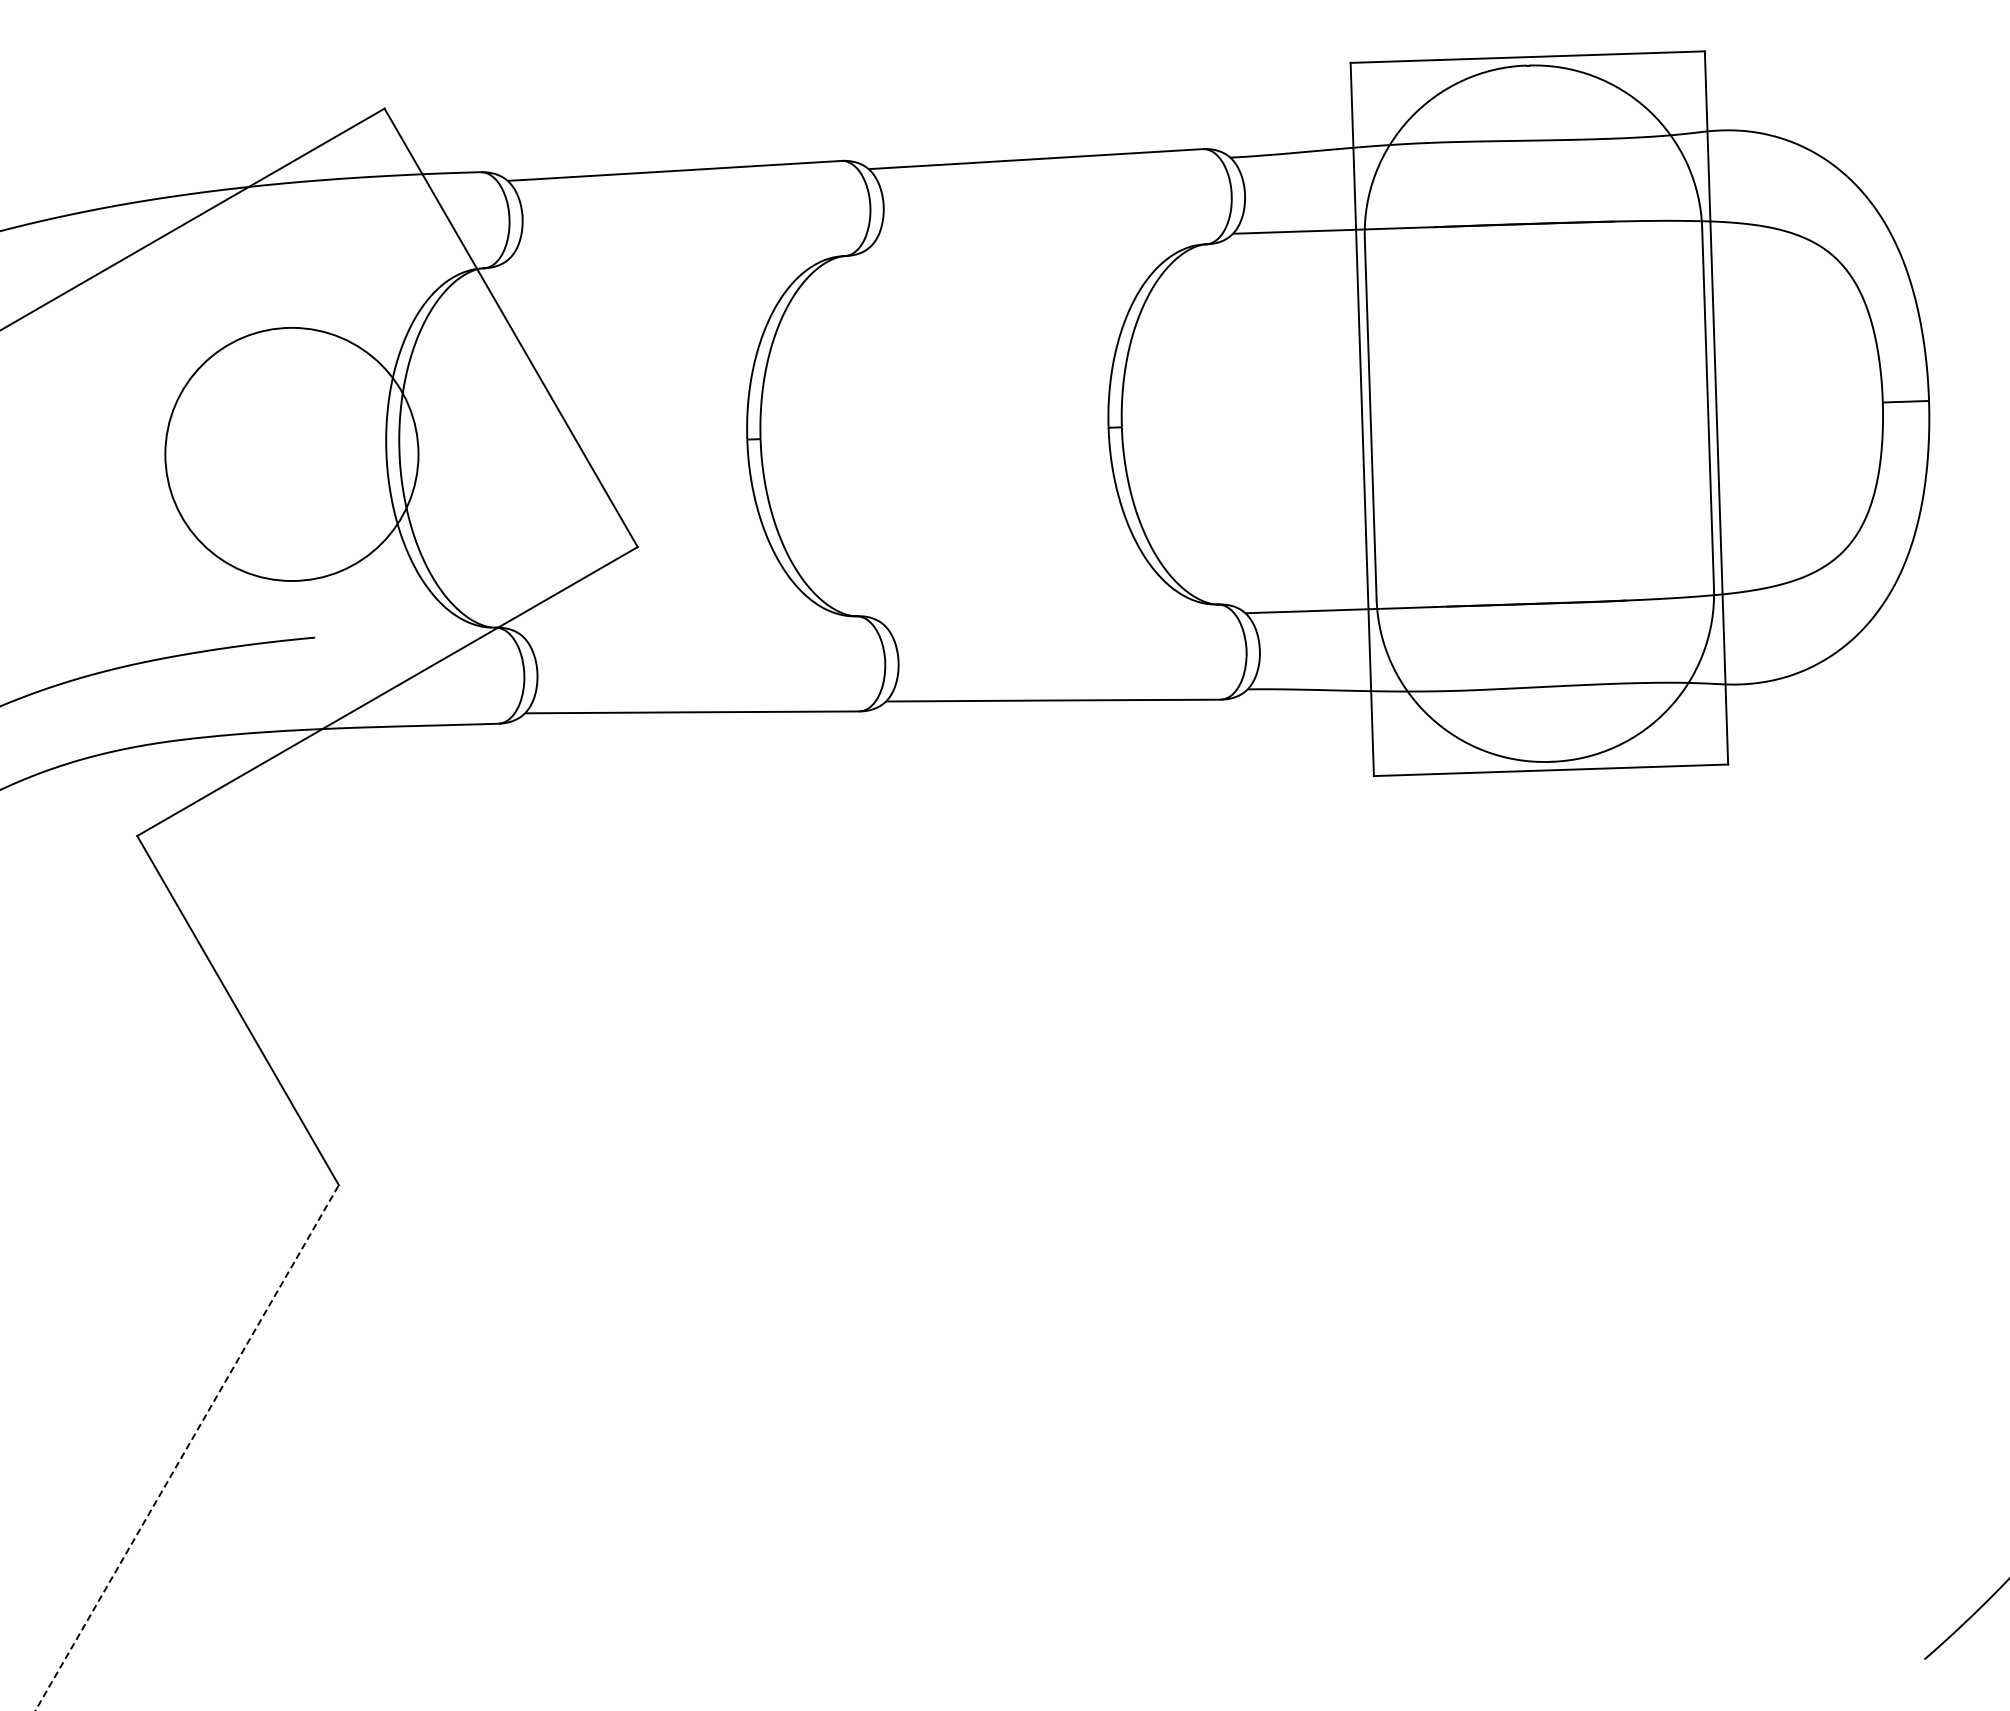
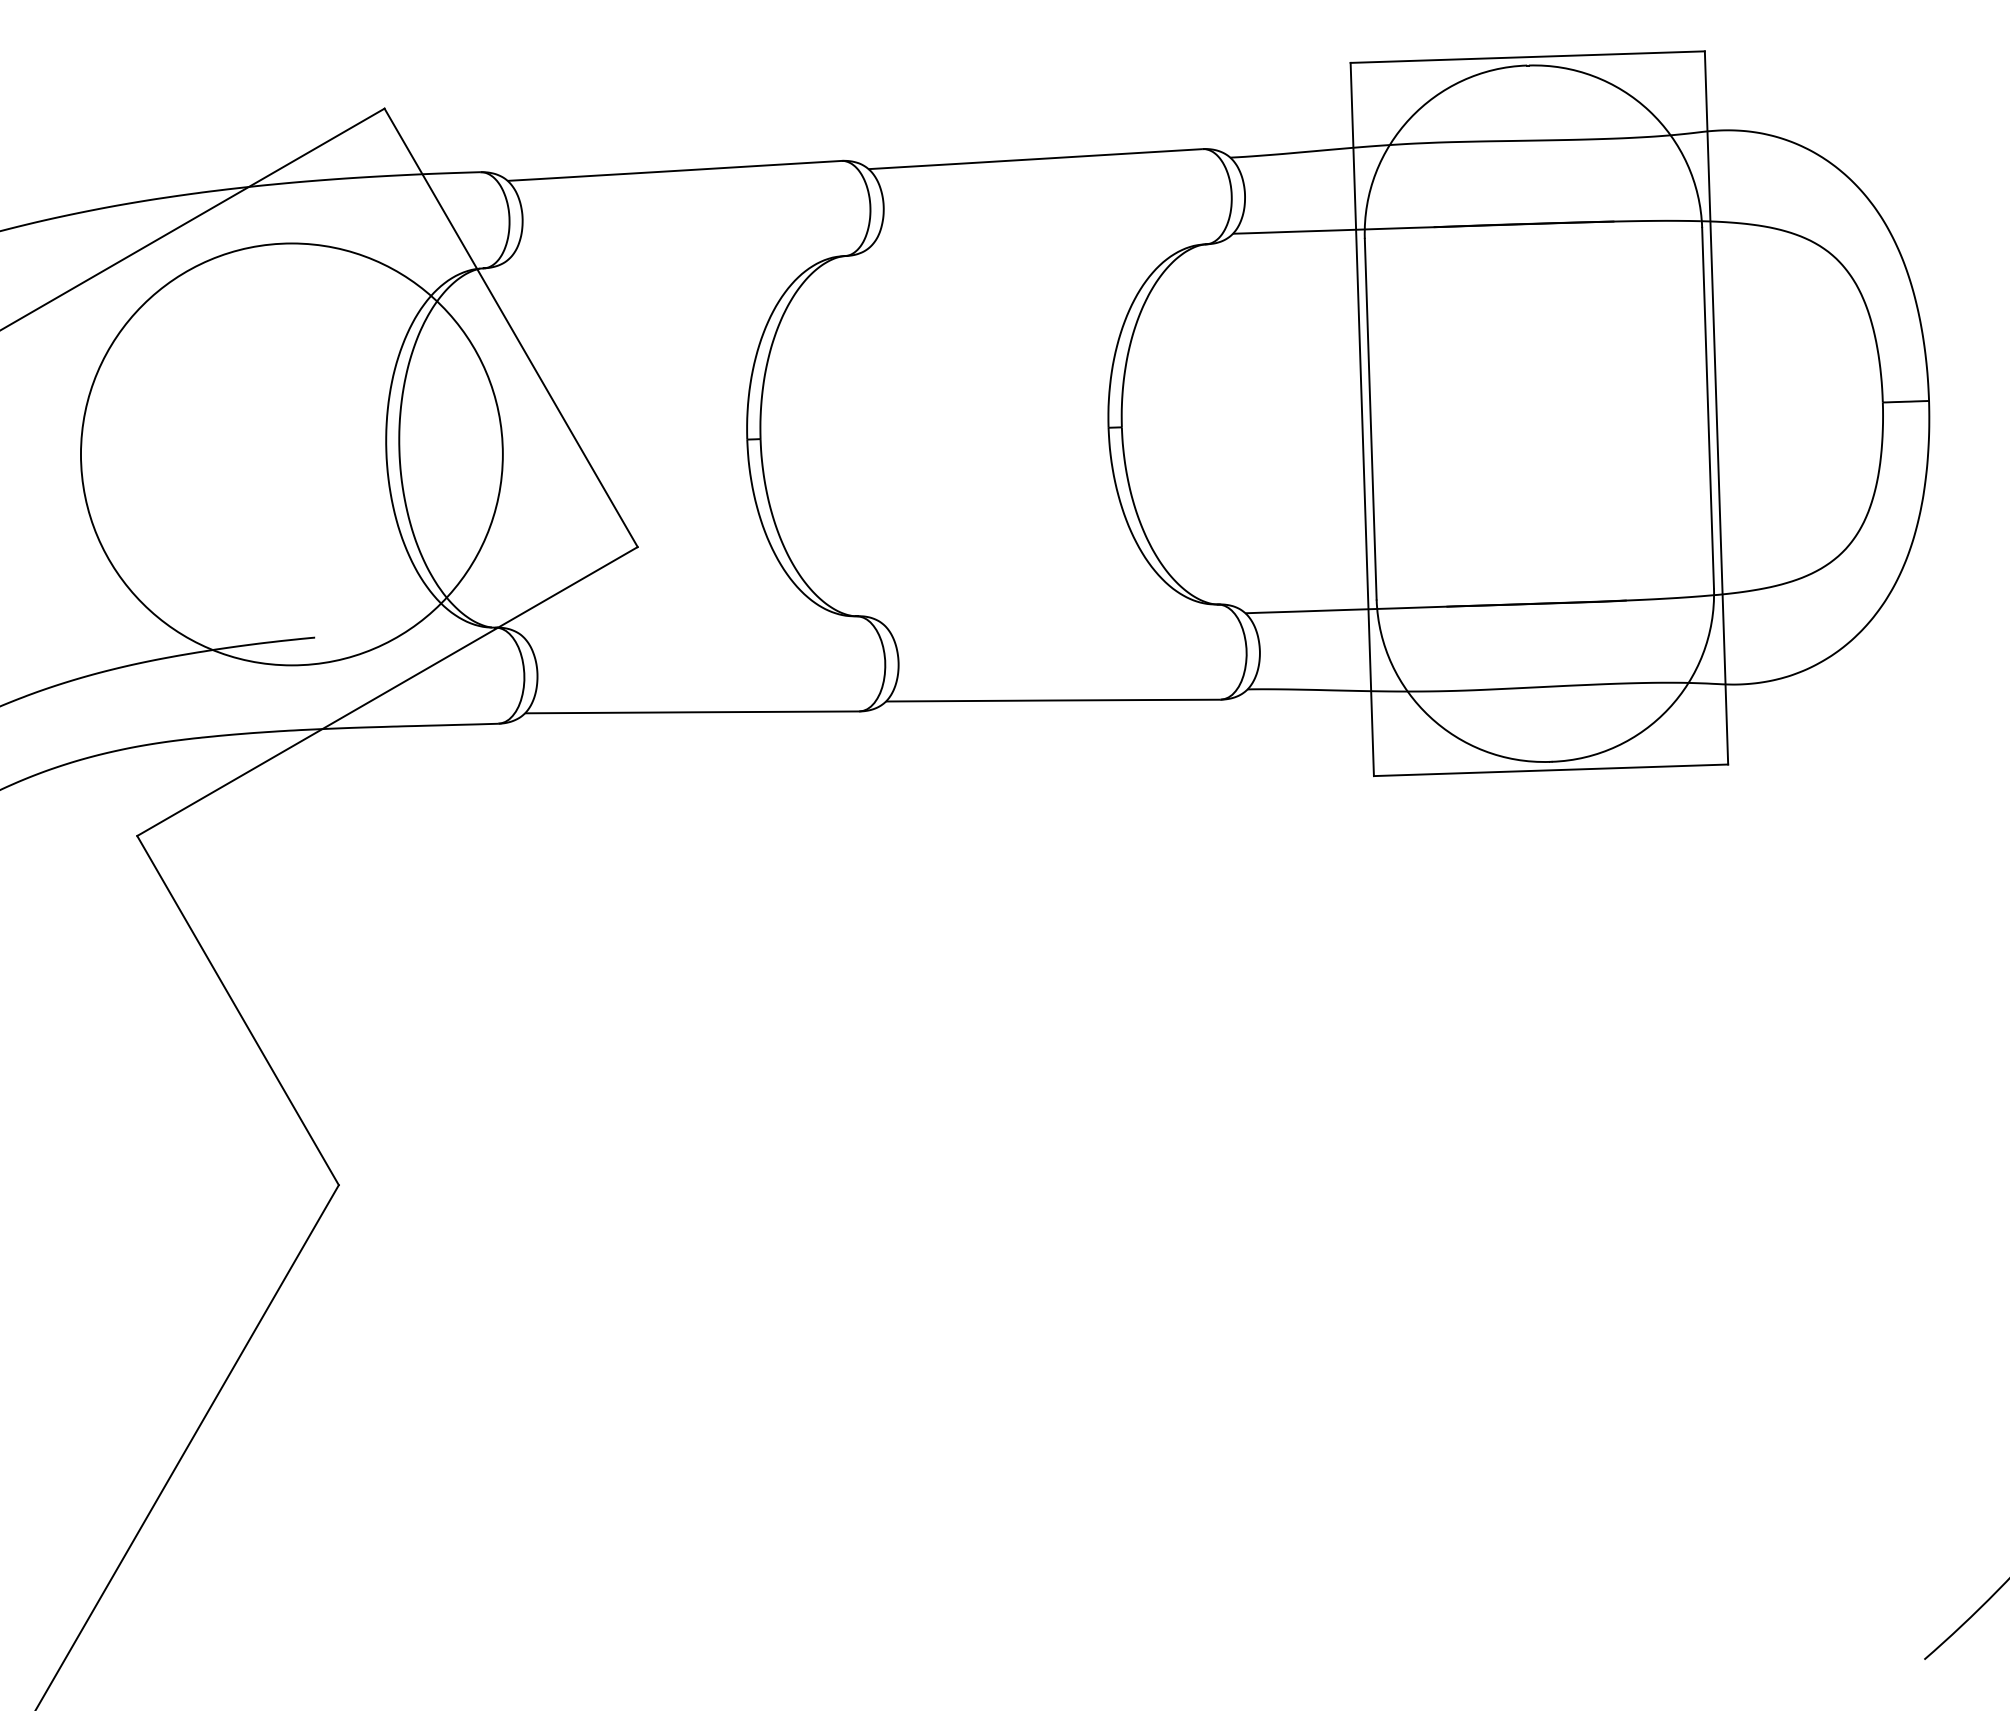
circle diameter: 253 px -> 422 px (291, 454)
line: dashed -> solid (187, 1447)
